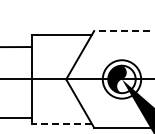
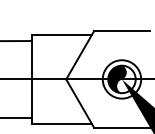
line: dashed -> solid (121, 31)
line position: (16, 47) -> (16, 41) (16, 41)
line: dashed -> solid (61, 123)
